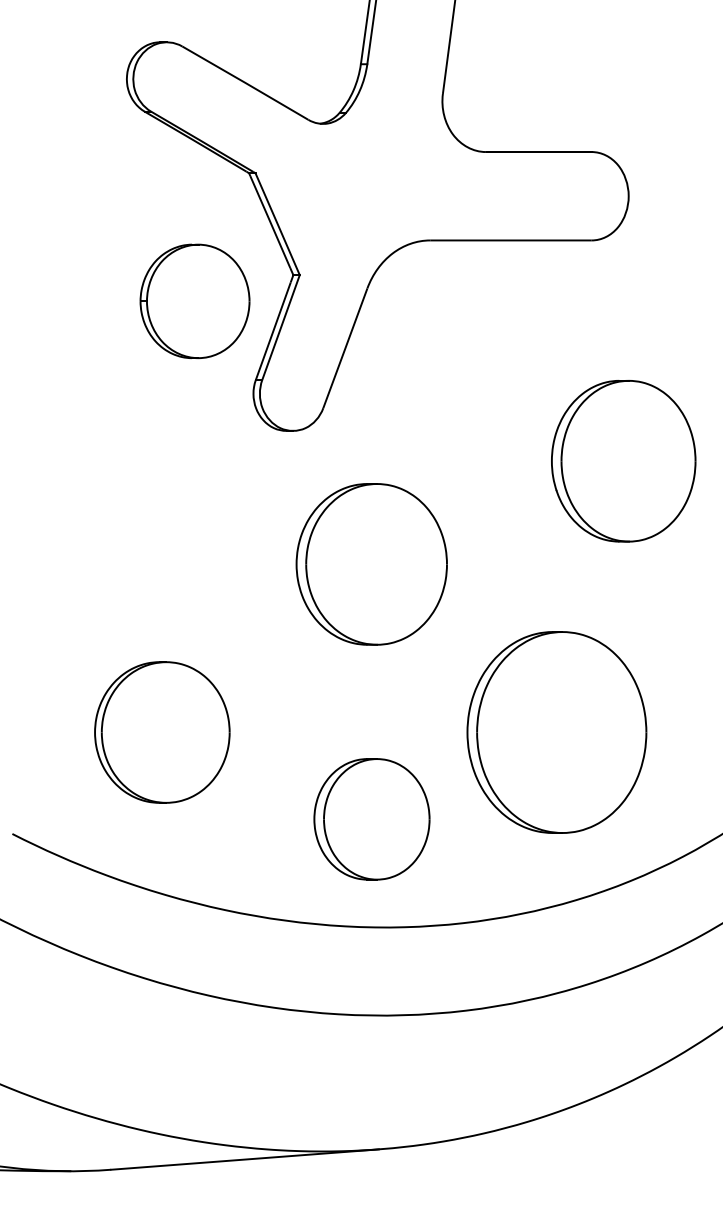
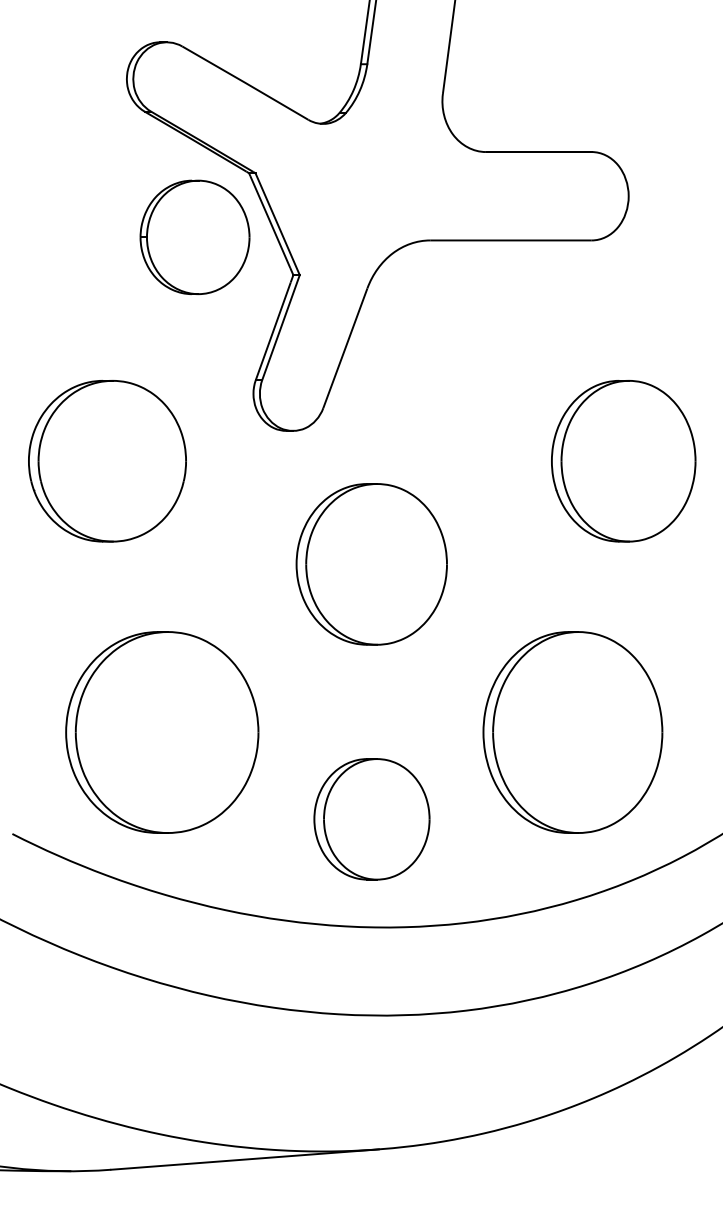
part position: (194, 300) -> (194, 236) (194, 236)
part: none -> present (107, 461)
part size: 137x143 px -> 195x203 px (162, 732)
part position: (556, 732) -> (572, 732) (572, 732)
